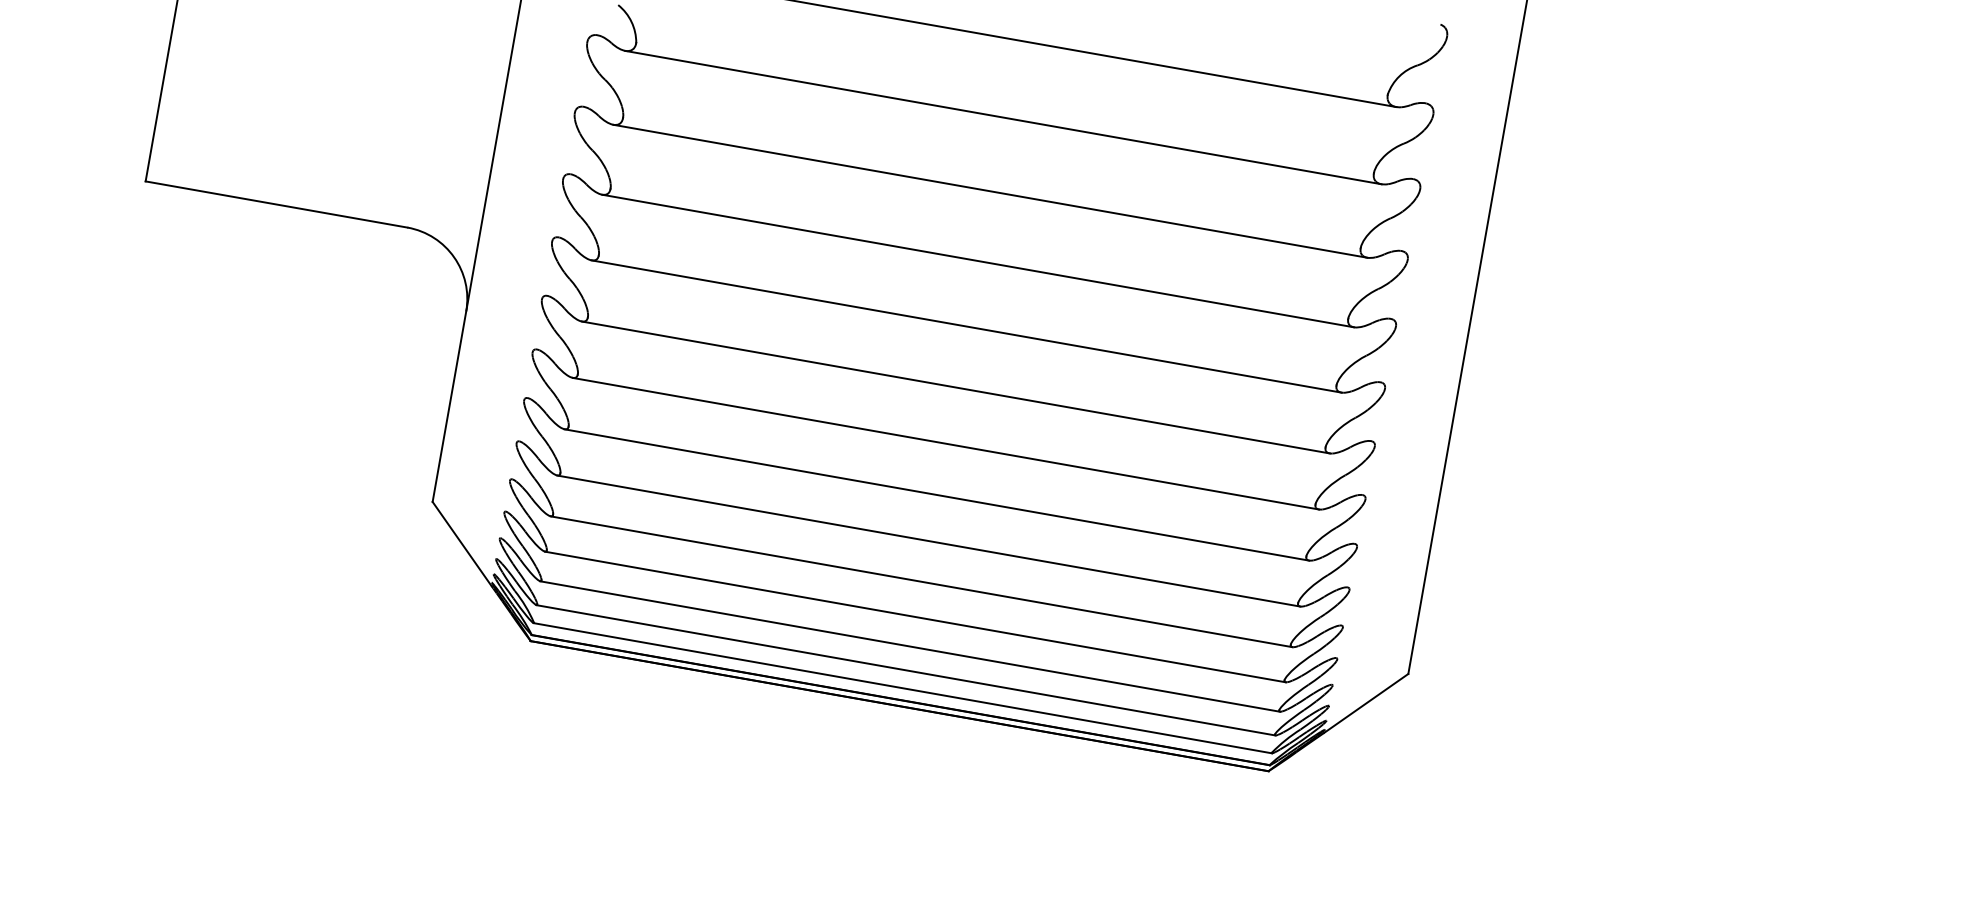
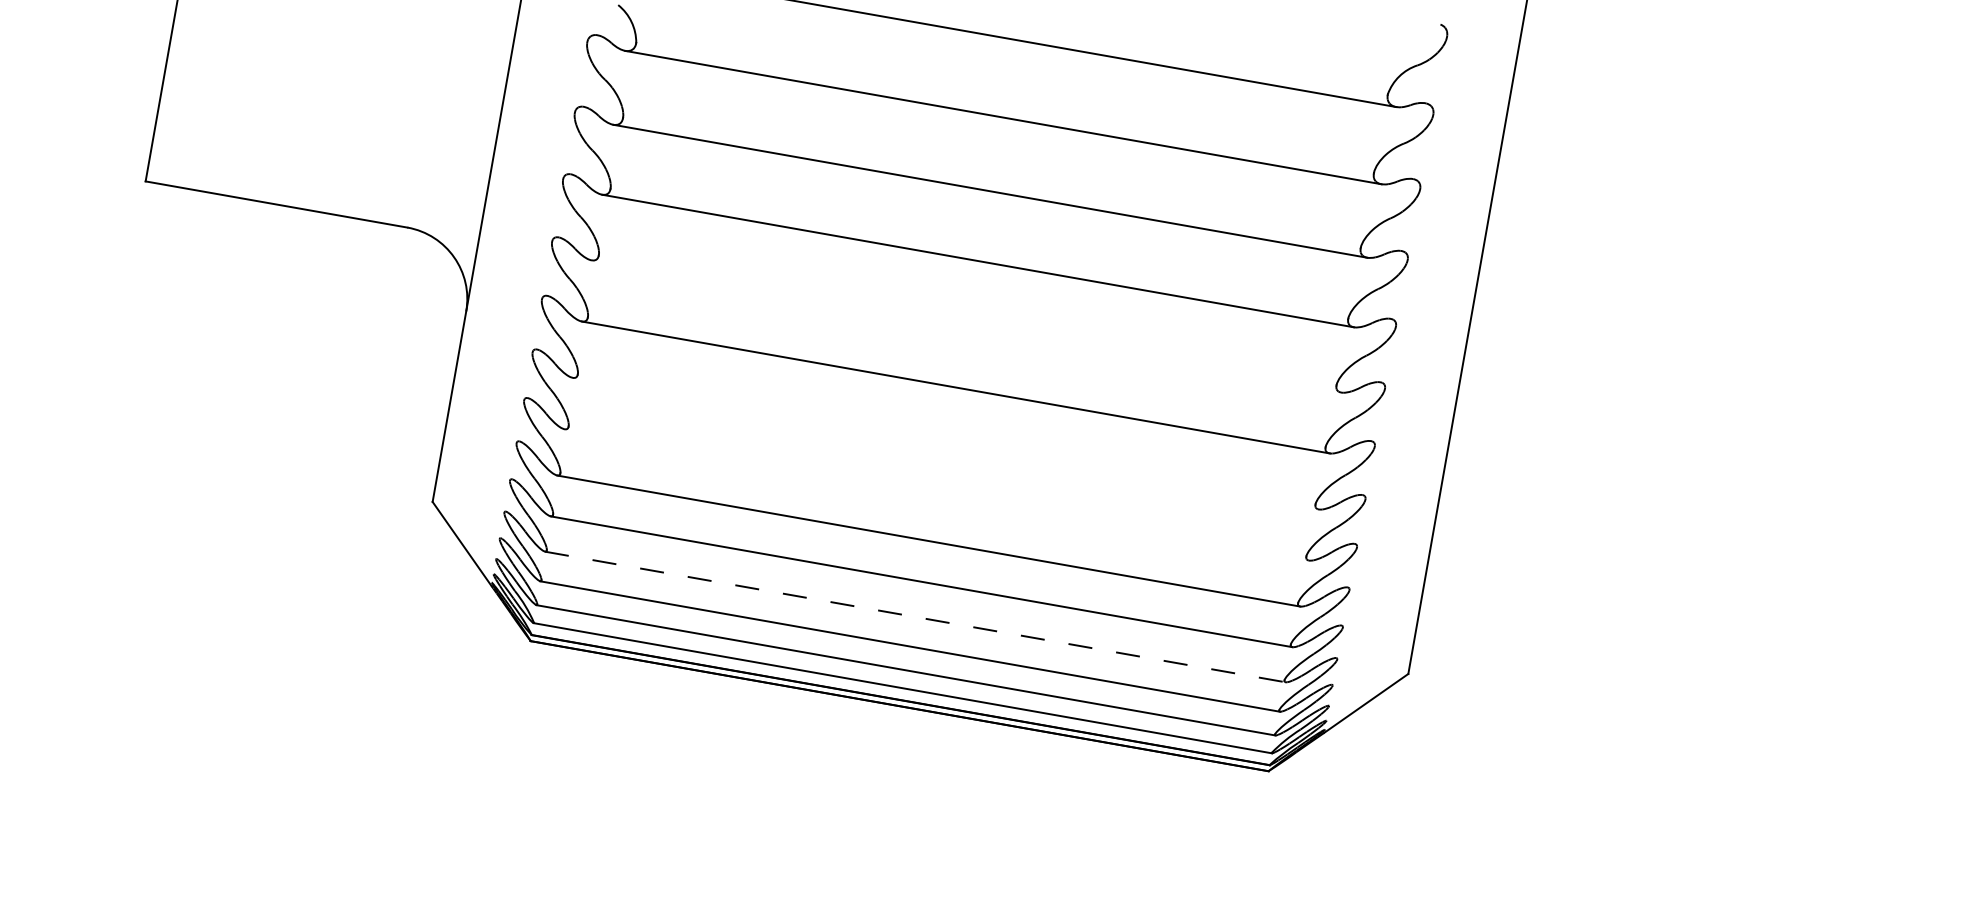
line: present -> none (966, 326)
line: present -> none (945, 443)
line: present -> none (936, 494)
line: solid -> dashed (915, 617)
